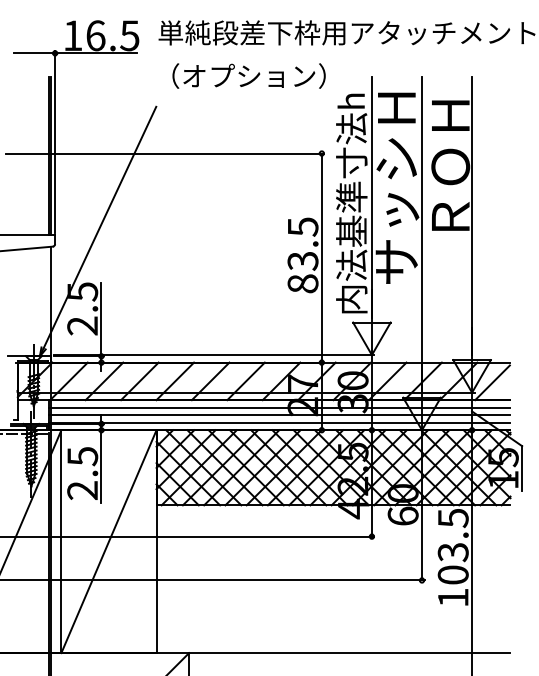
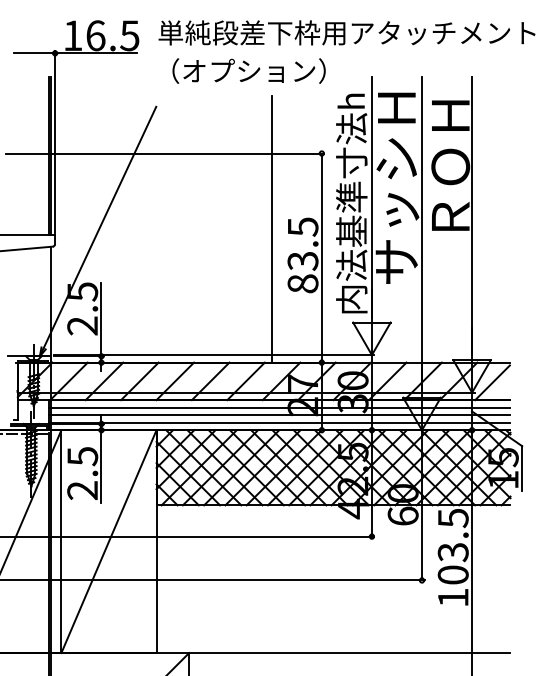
text position: (248, 75) -> (248, 70) (248, 70)
line: none -> present (271, 229)
